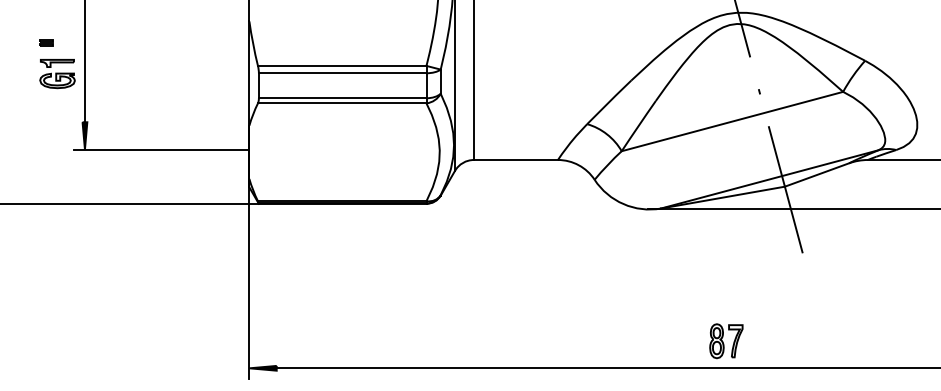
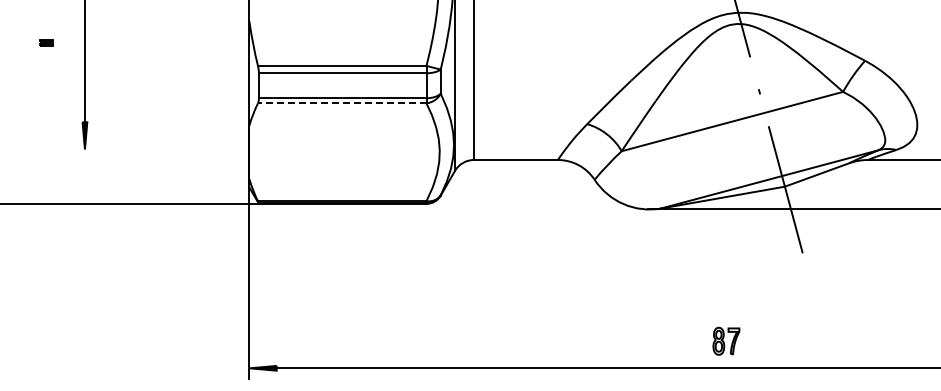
part: present -> none (57, 74)
line: solid -> dashed (341, 103)
line: present -> none (161, 149)
part size: 35x37 px -> 29x30 px (726, 340)
